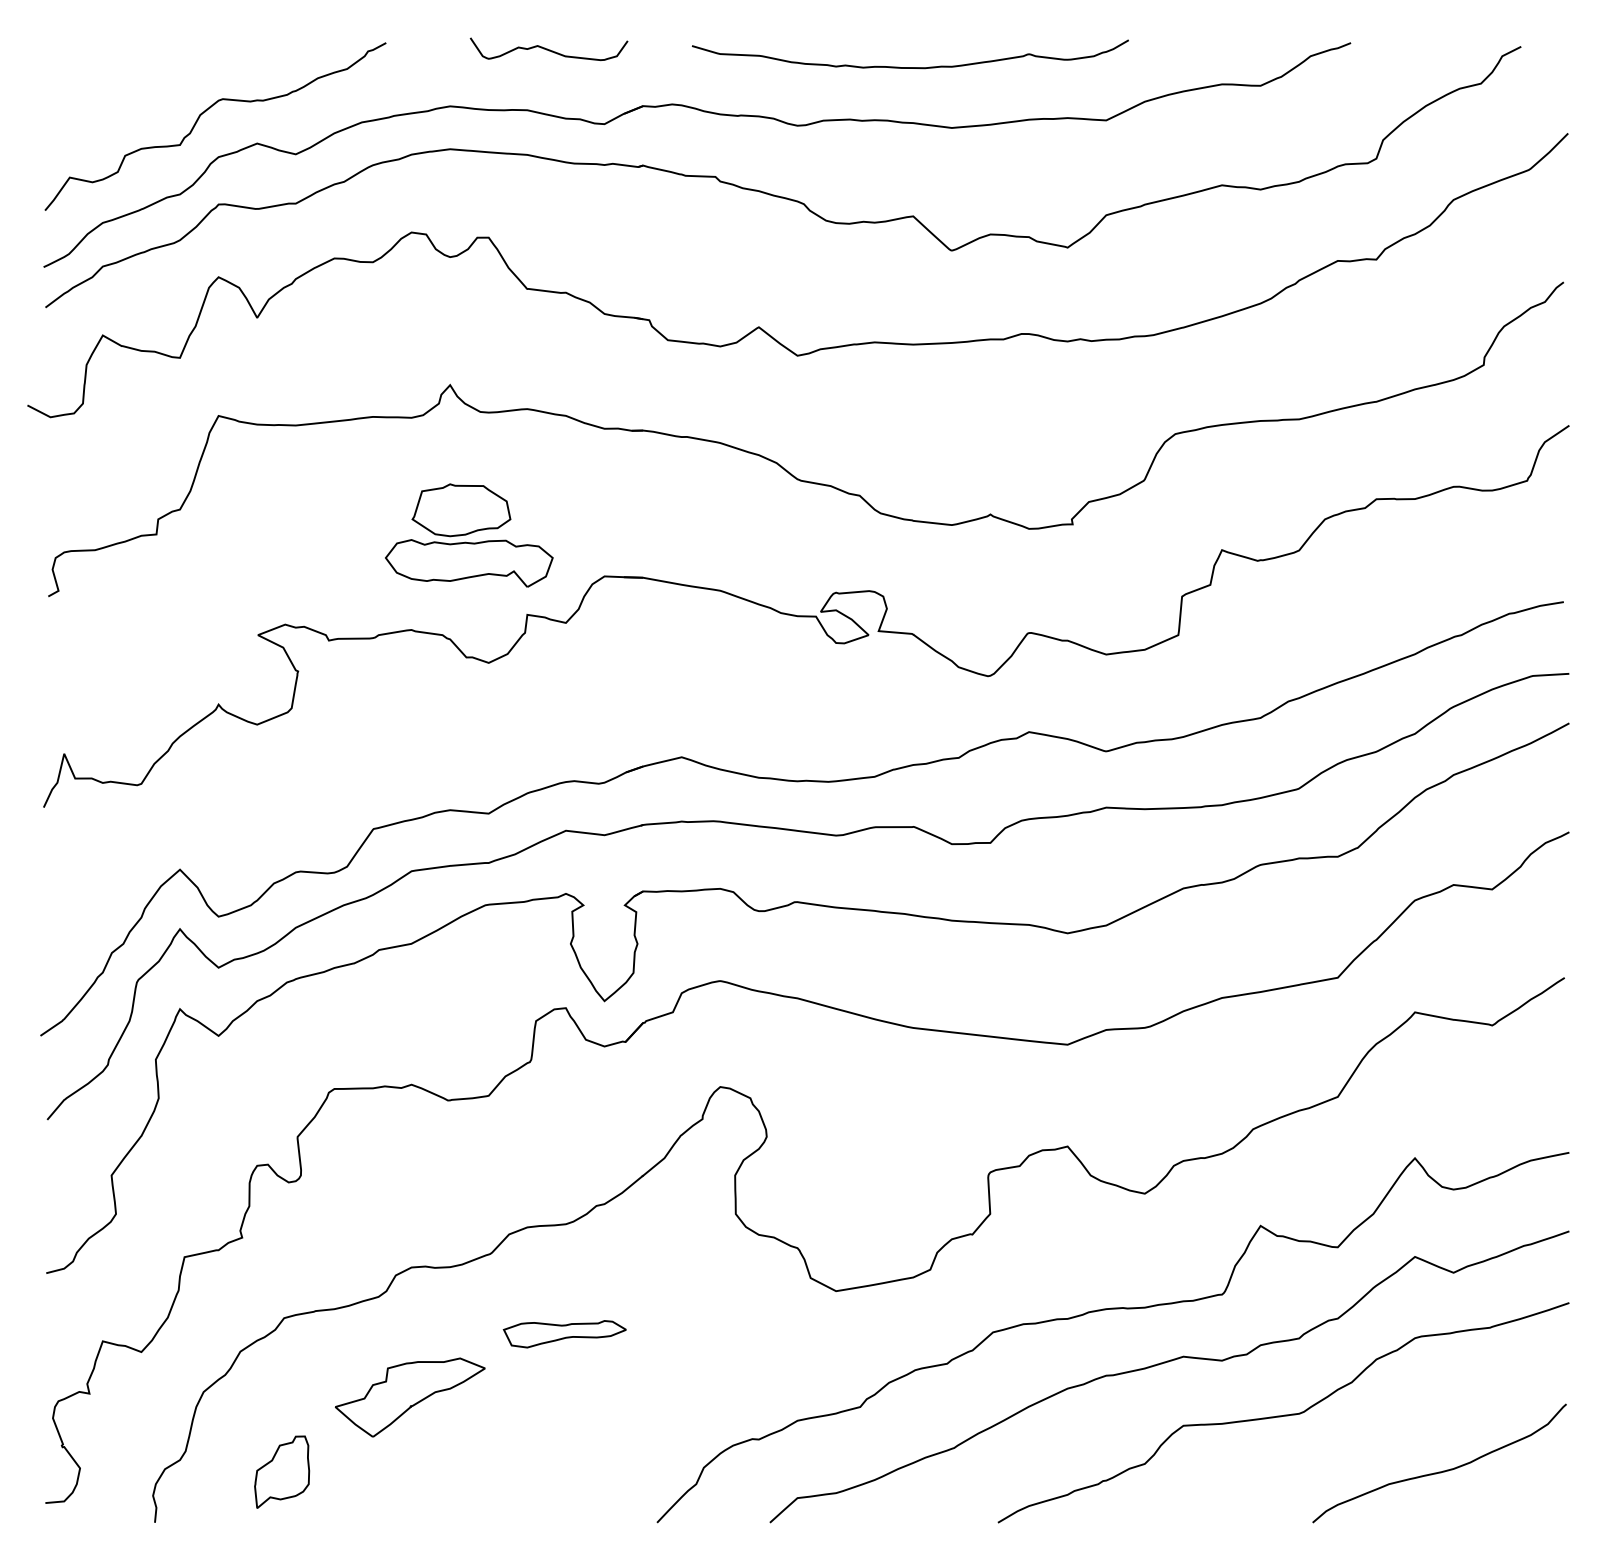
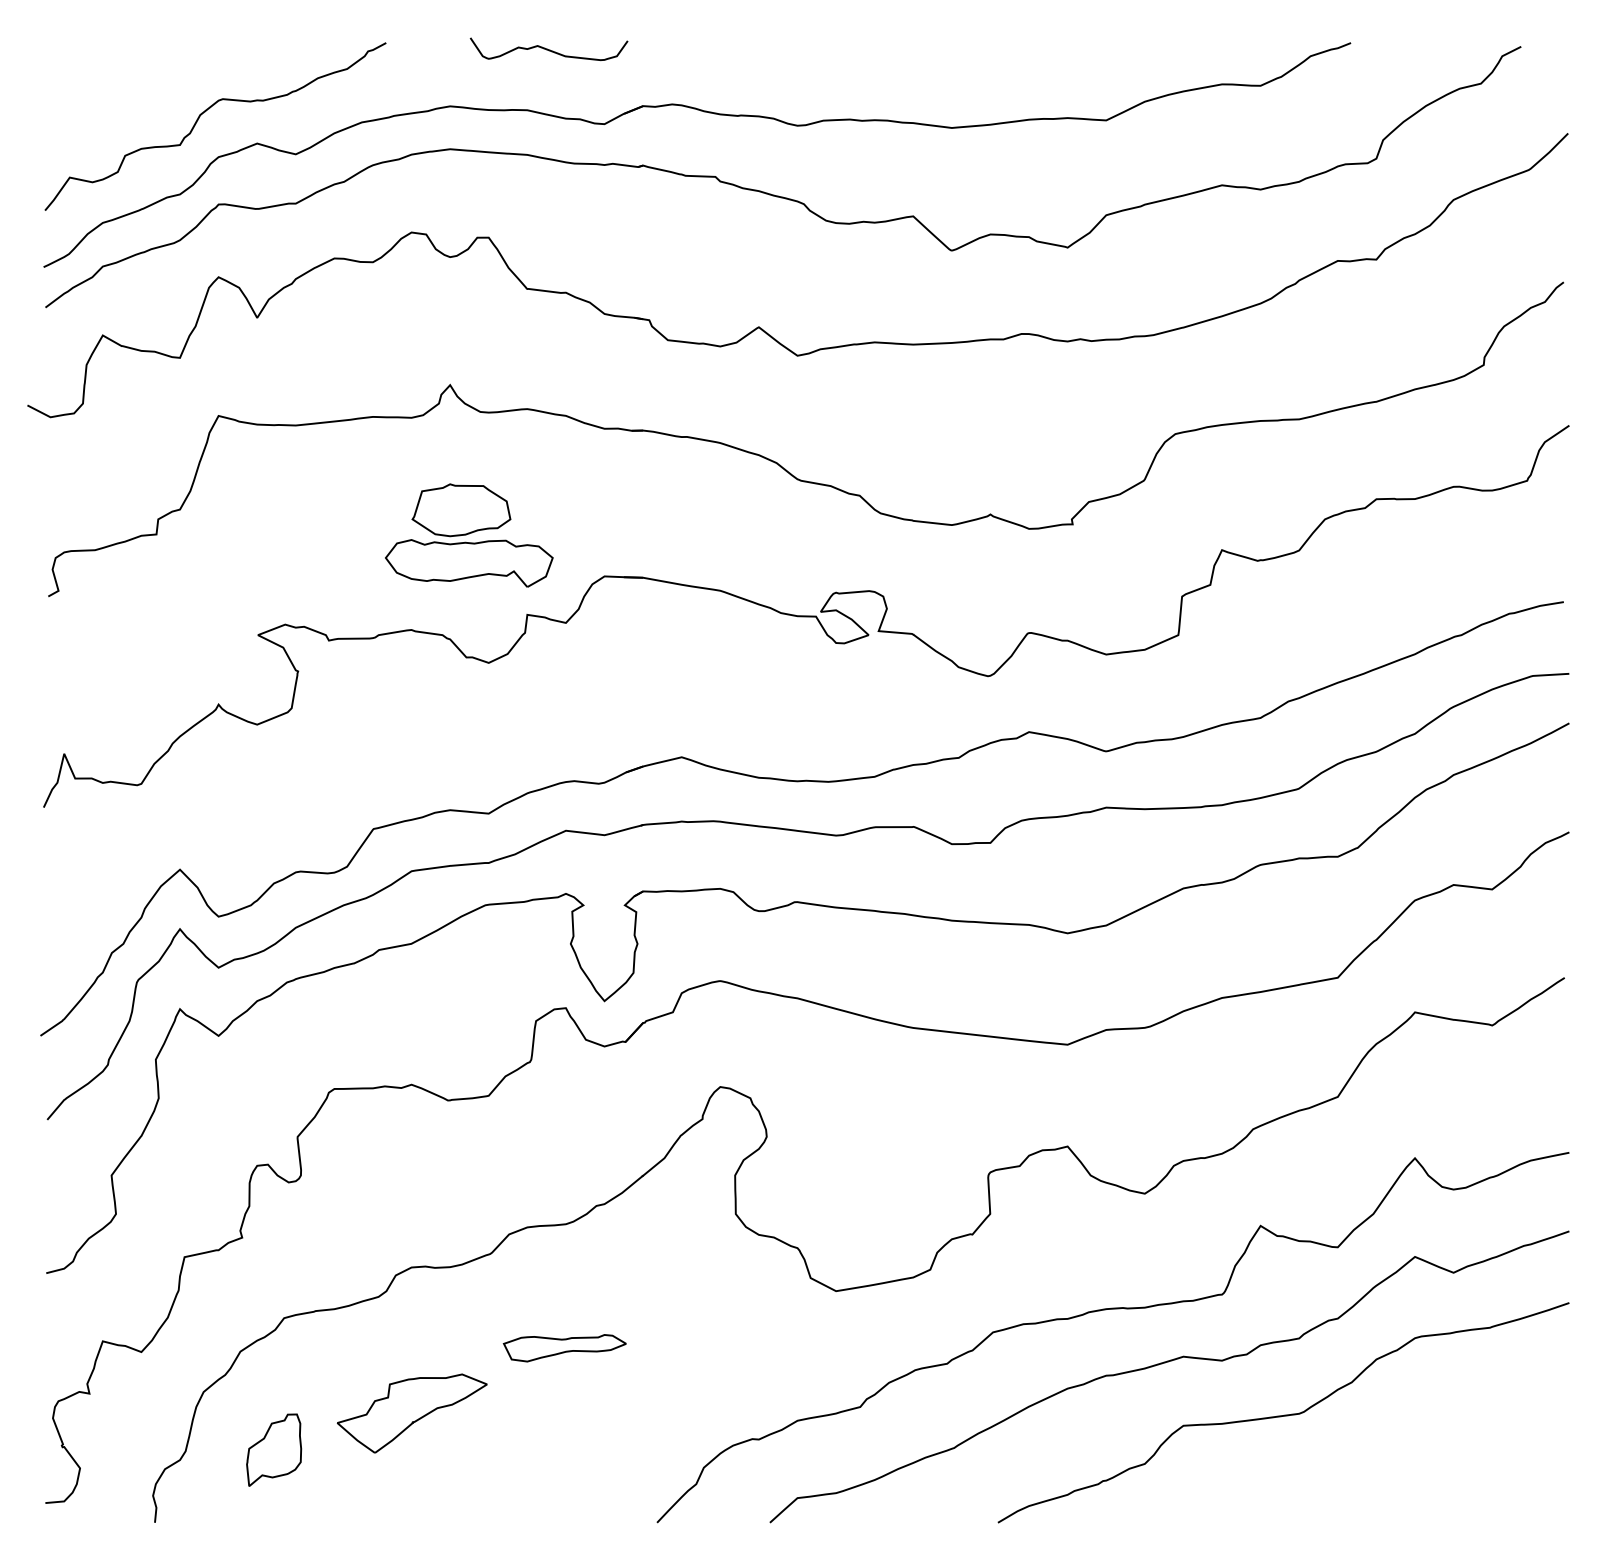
curve: present -> none (910, 67)
part position: (564, 1334) -> (564, 1348) (564, 1348)
part position: (409, 1397) -> (411, 1413) (411, 1413)
part position: (282, 1471) -> (274, 1449) (274, 1449)
curve: present -> none (1439, 1471)
